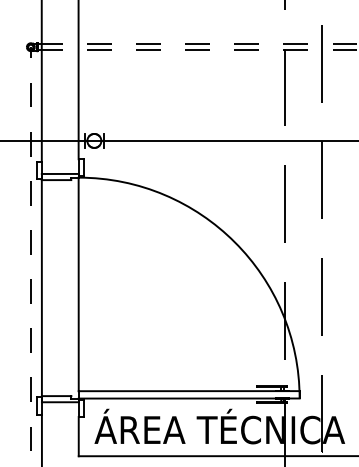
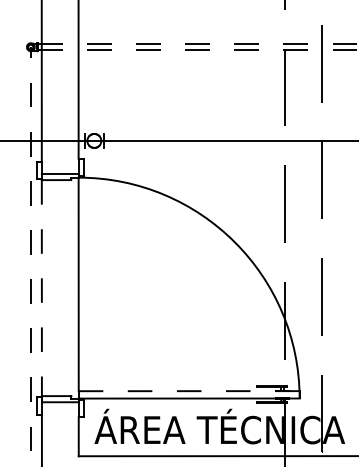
line: solid -> dashed (41, 288)
line: solid -> dashed (188, 391)
